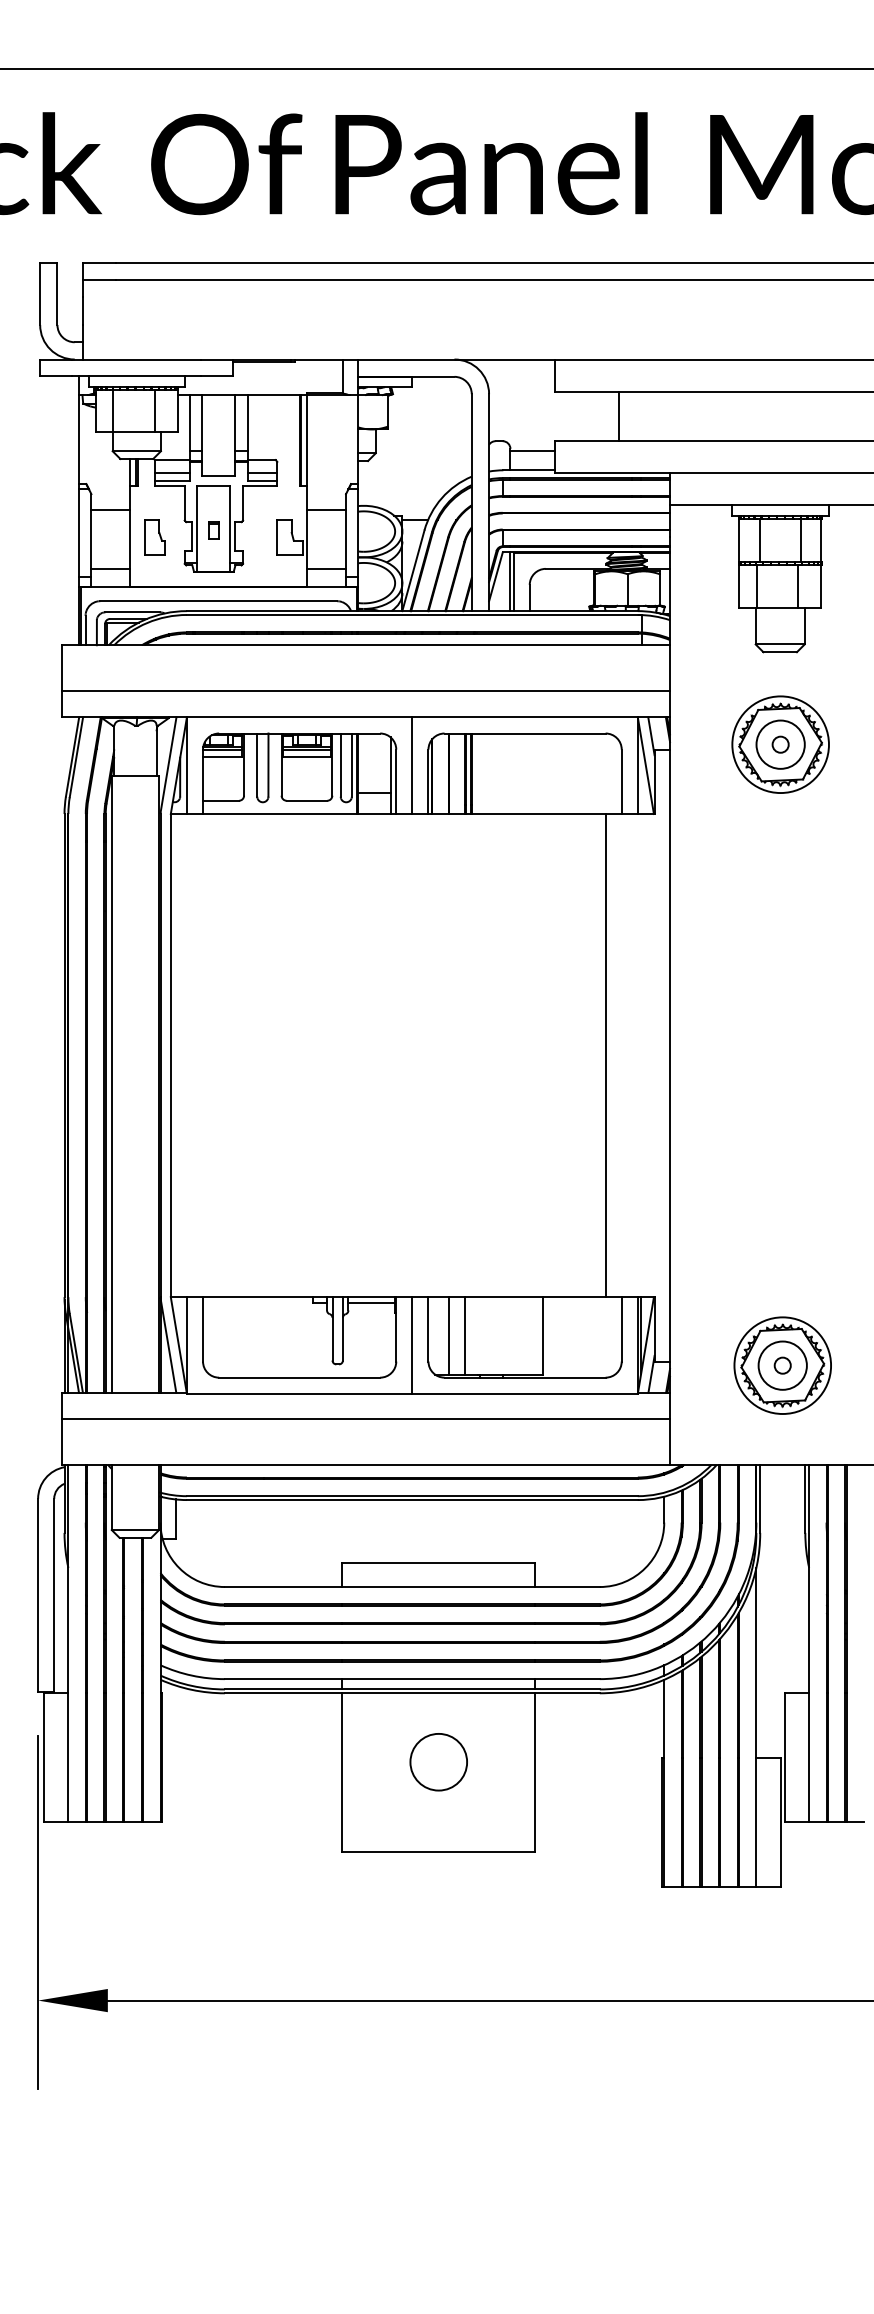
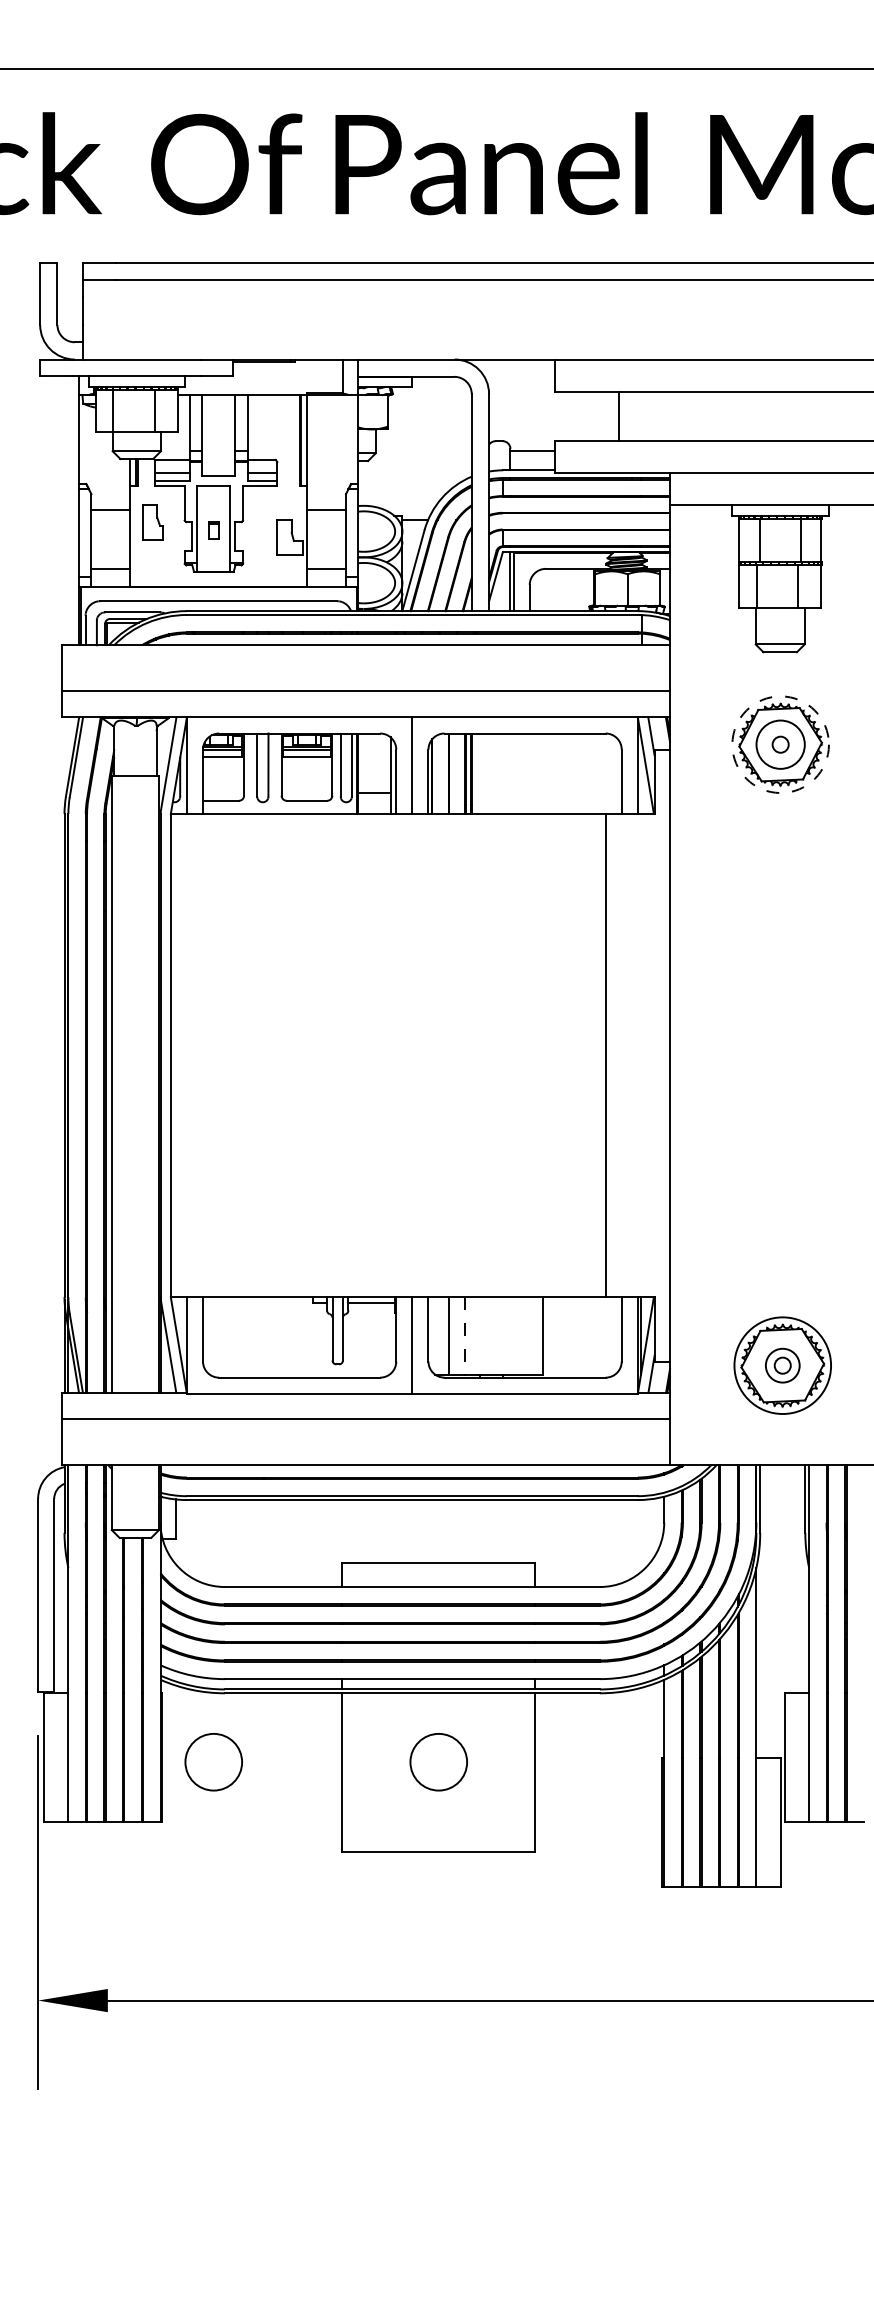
part position: (154, 537) -> (152, 522) (152, 522)
circle: solid -> dashed (780, 744)
line: solid -> dashed (465, 1335)
circle diameter: 48 px -> 34 px (782, 1365)
circle: none -> present (213, 1762)
